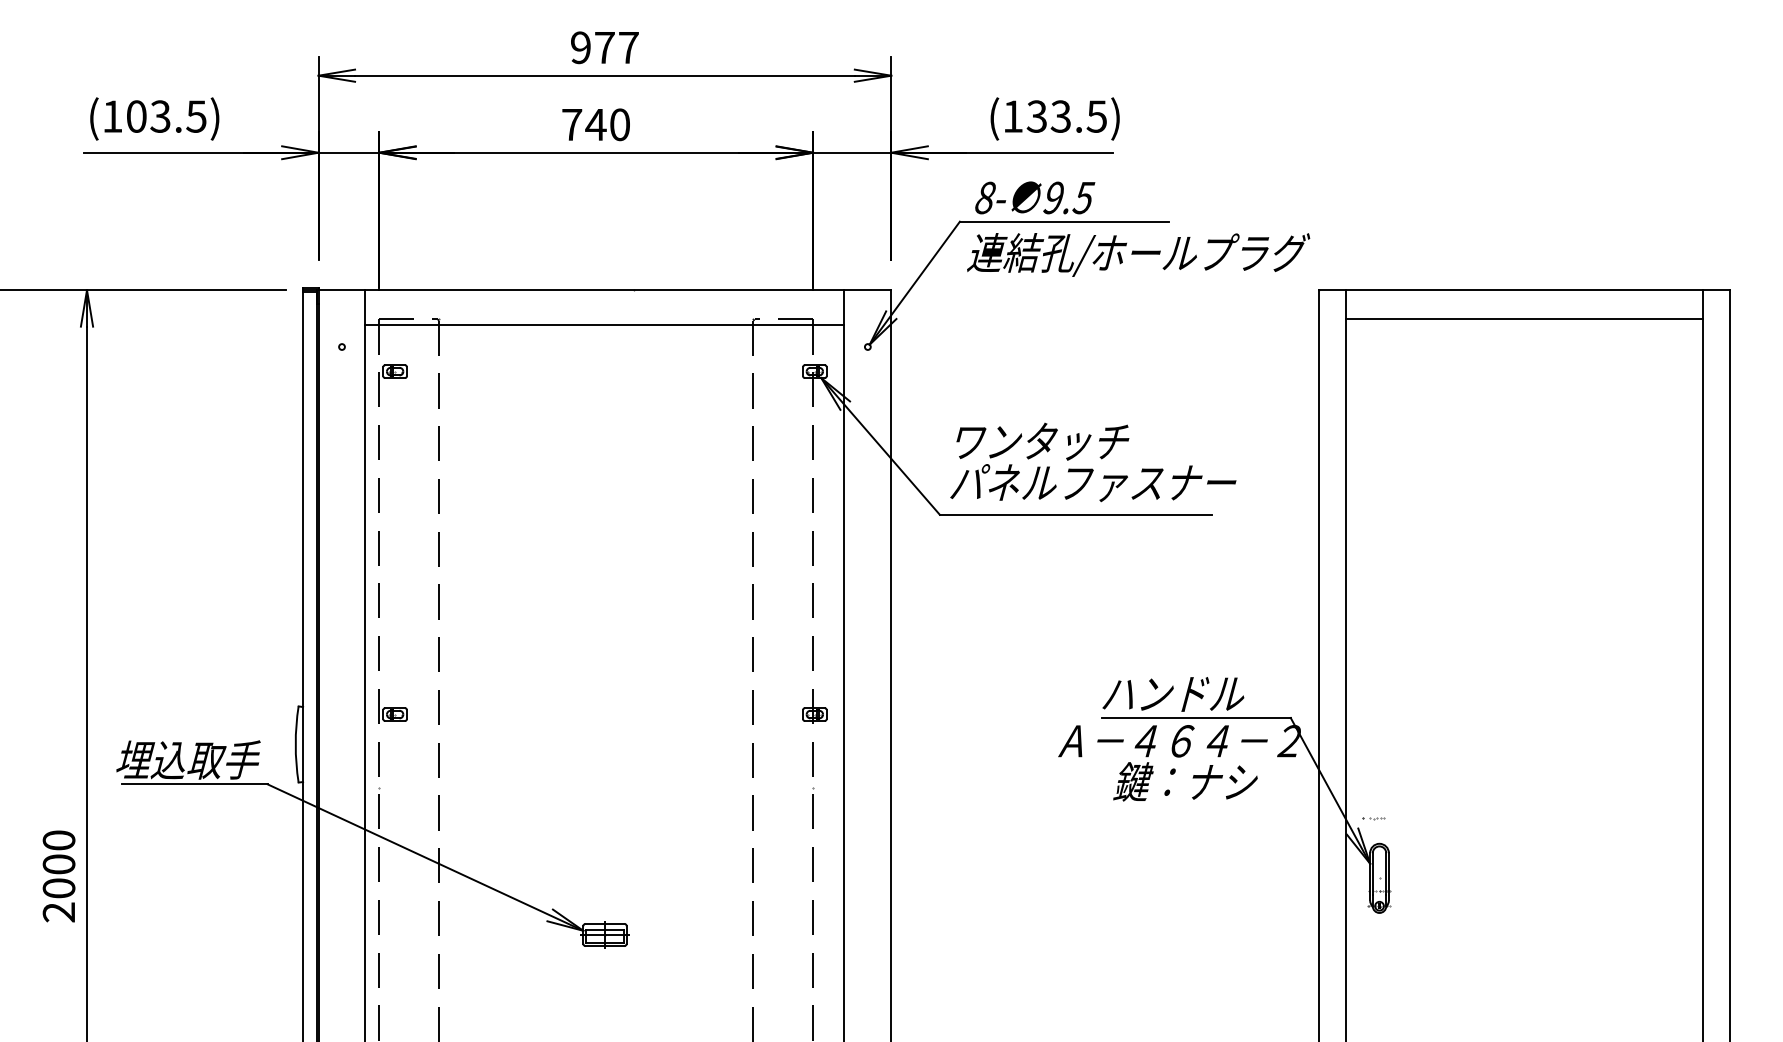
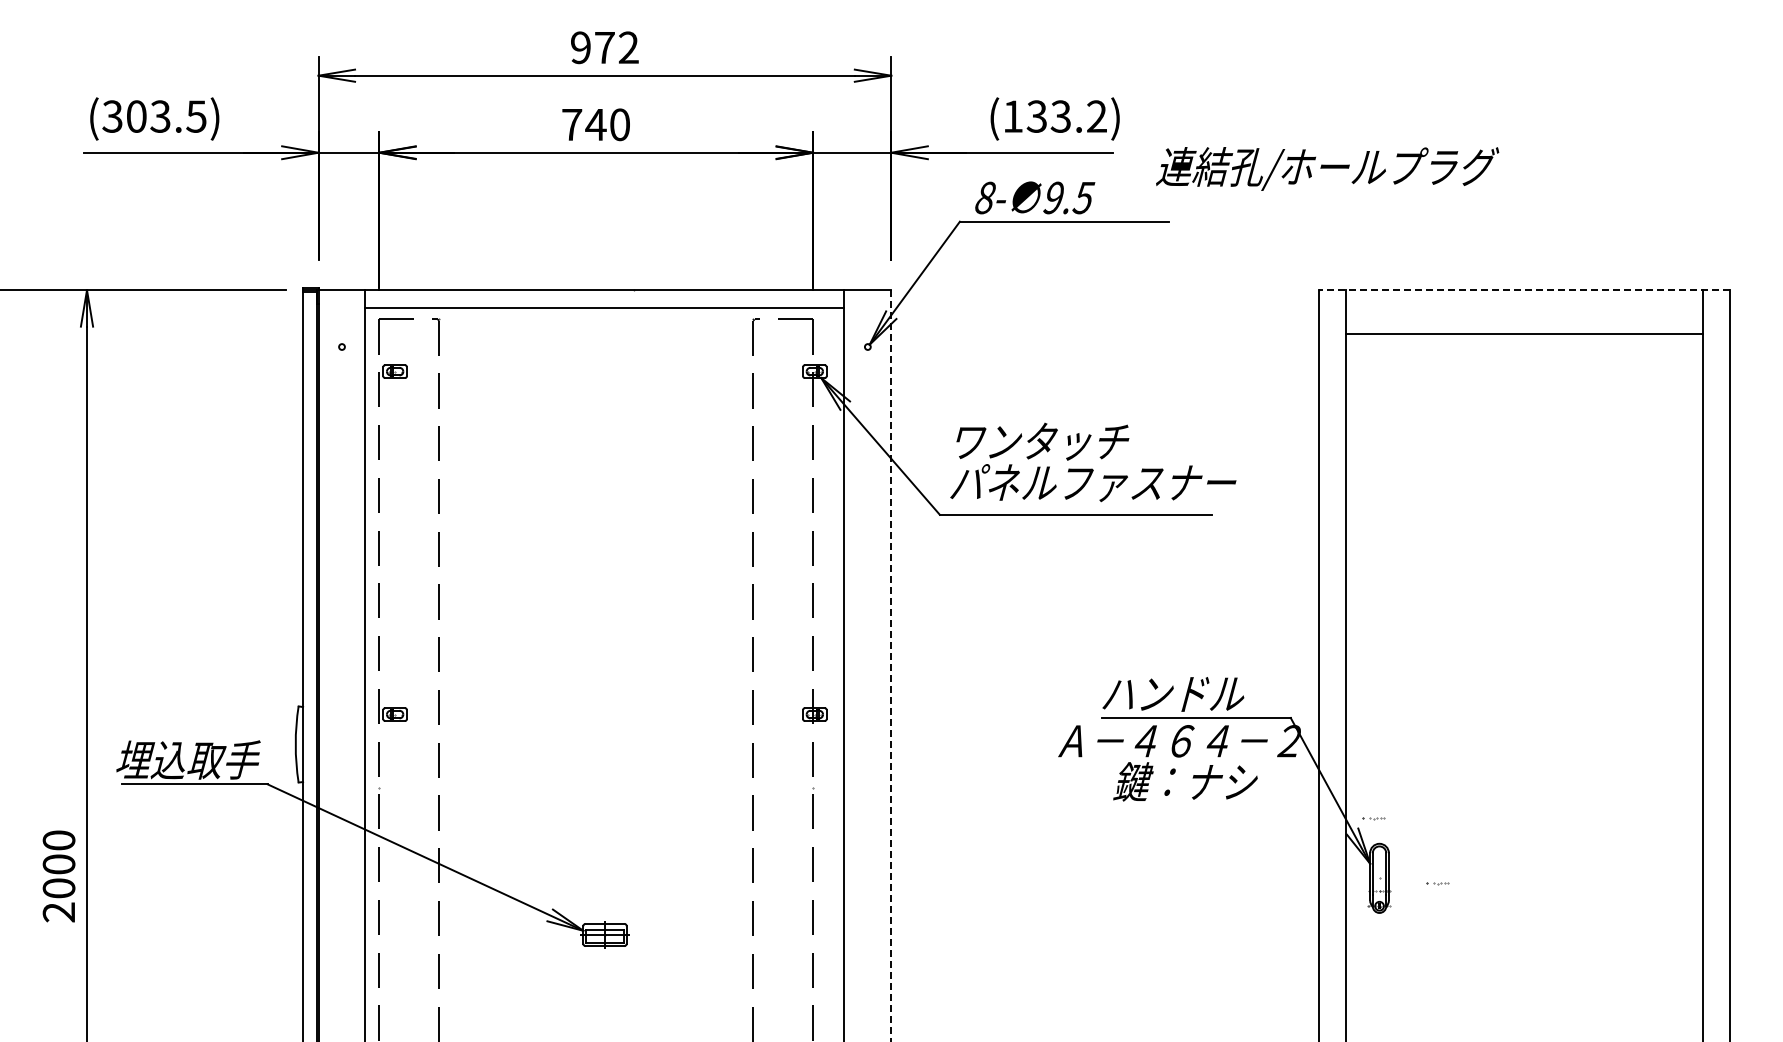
text: 977 -> 972 (628, 47)
text: (103.5) -> (303.5) (112, 116)
text: (133.5) -> (133.2) (1096, 116)
text position: (1138, 254) -> (1327, 168) (1327, 168)
line: solid -> dashed (1523, 290)
line position: (1524, 319) -> (1524, 334) (1524, 334)
line position: (604, 325) -> (604, 308) (604, 308)
line: solid -> dashed (891, 665)
part: none -> present (1437, 883)
